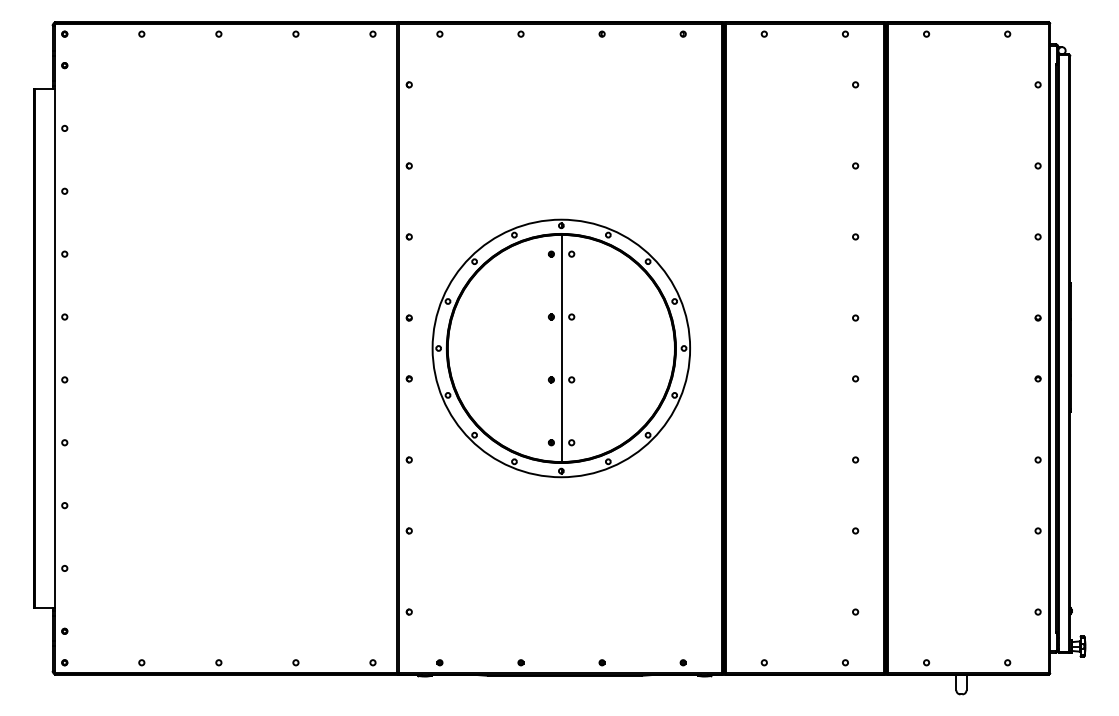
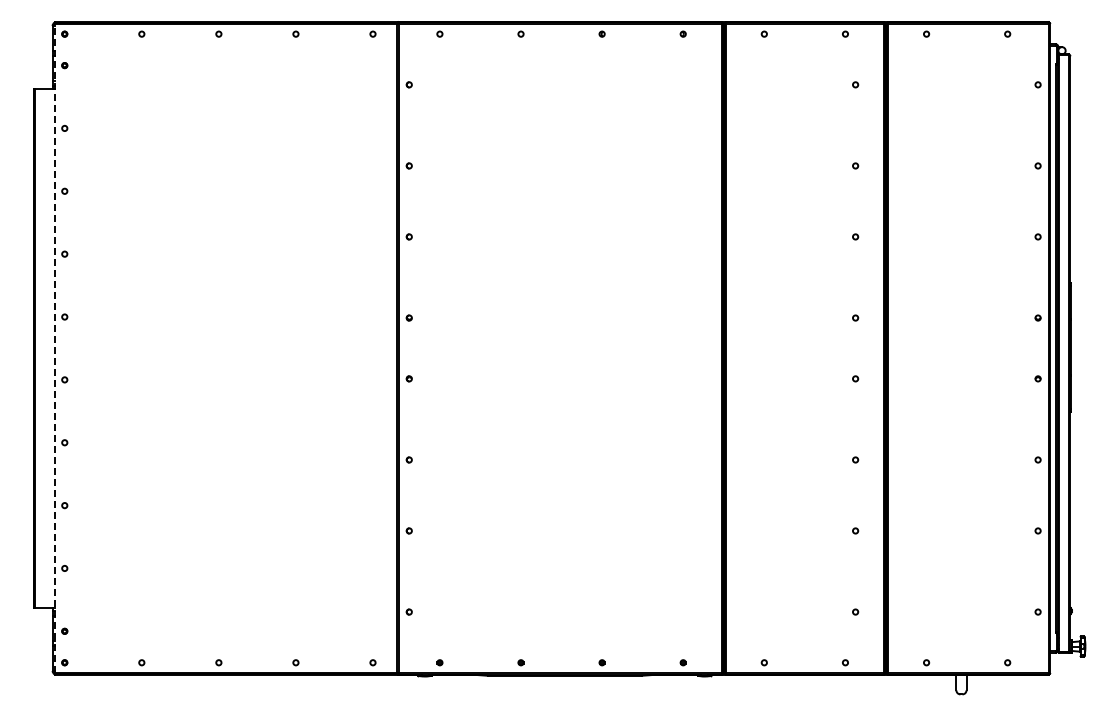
line: solid -> dashed (54, 347)
part: present -> none (560, 348)
